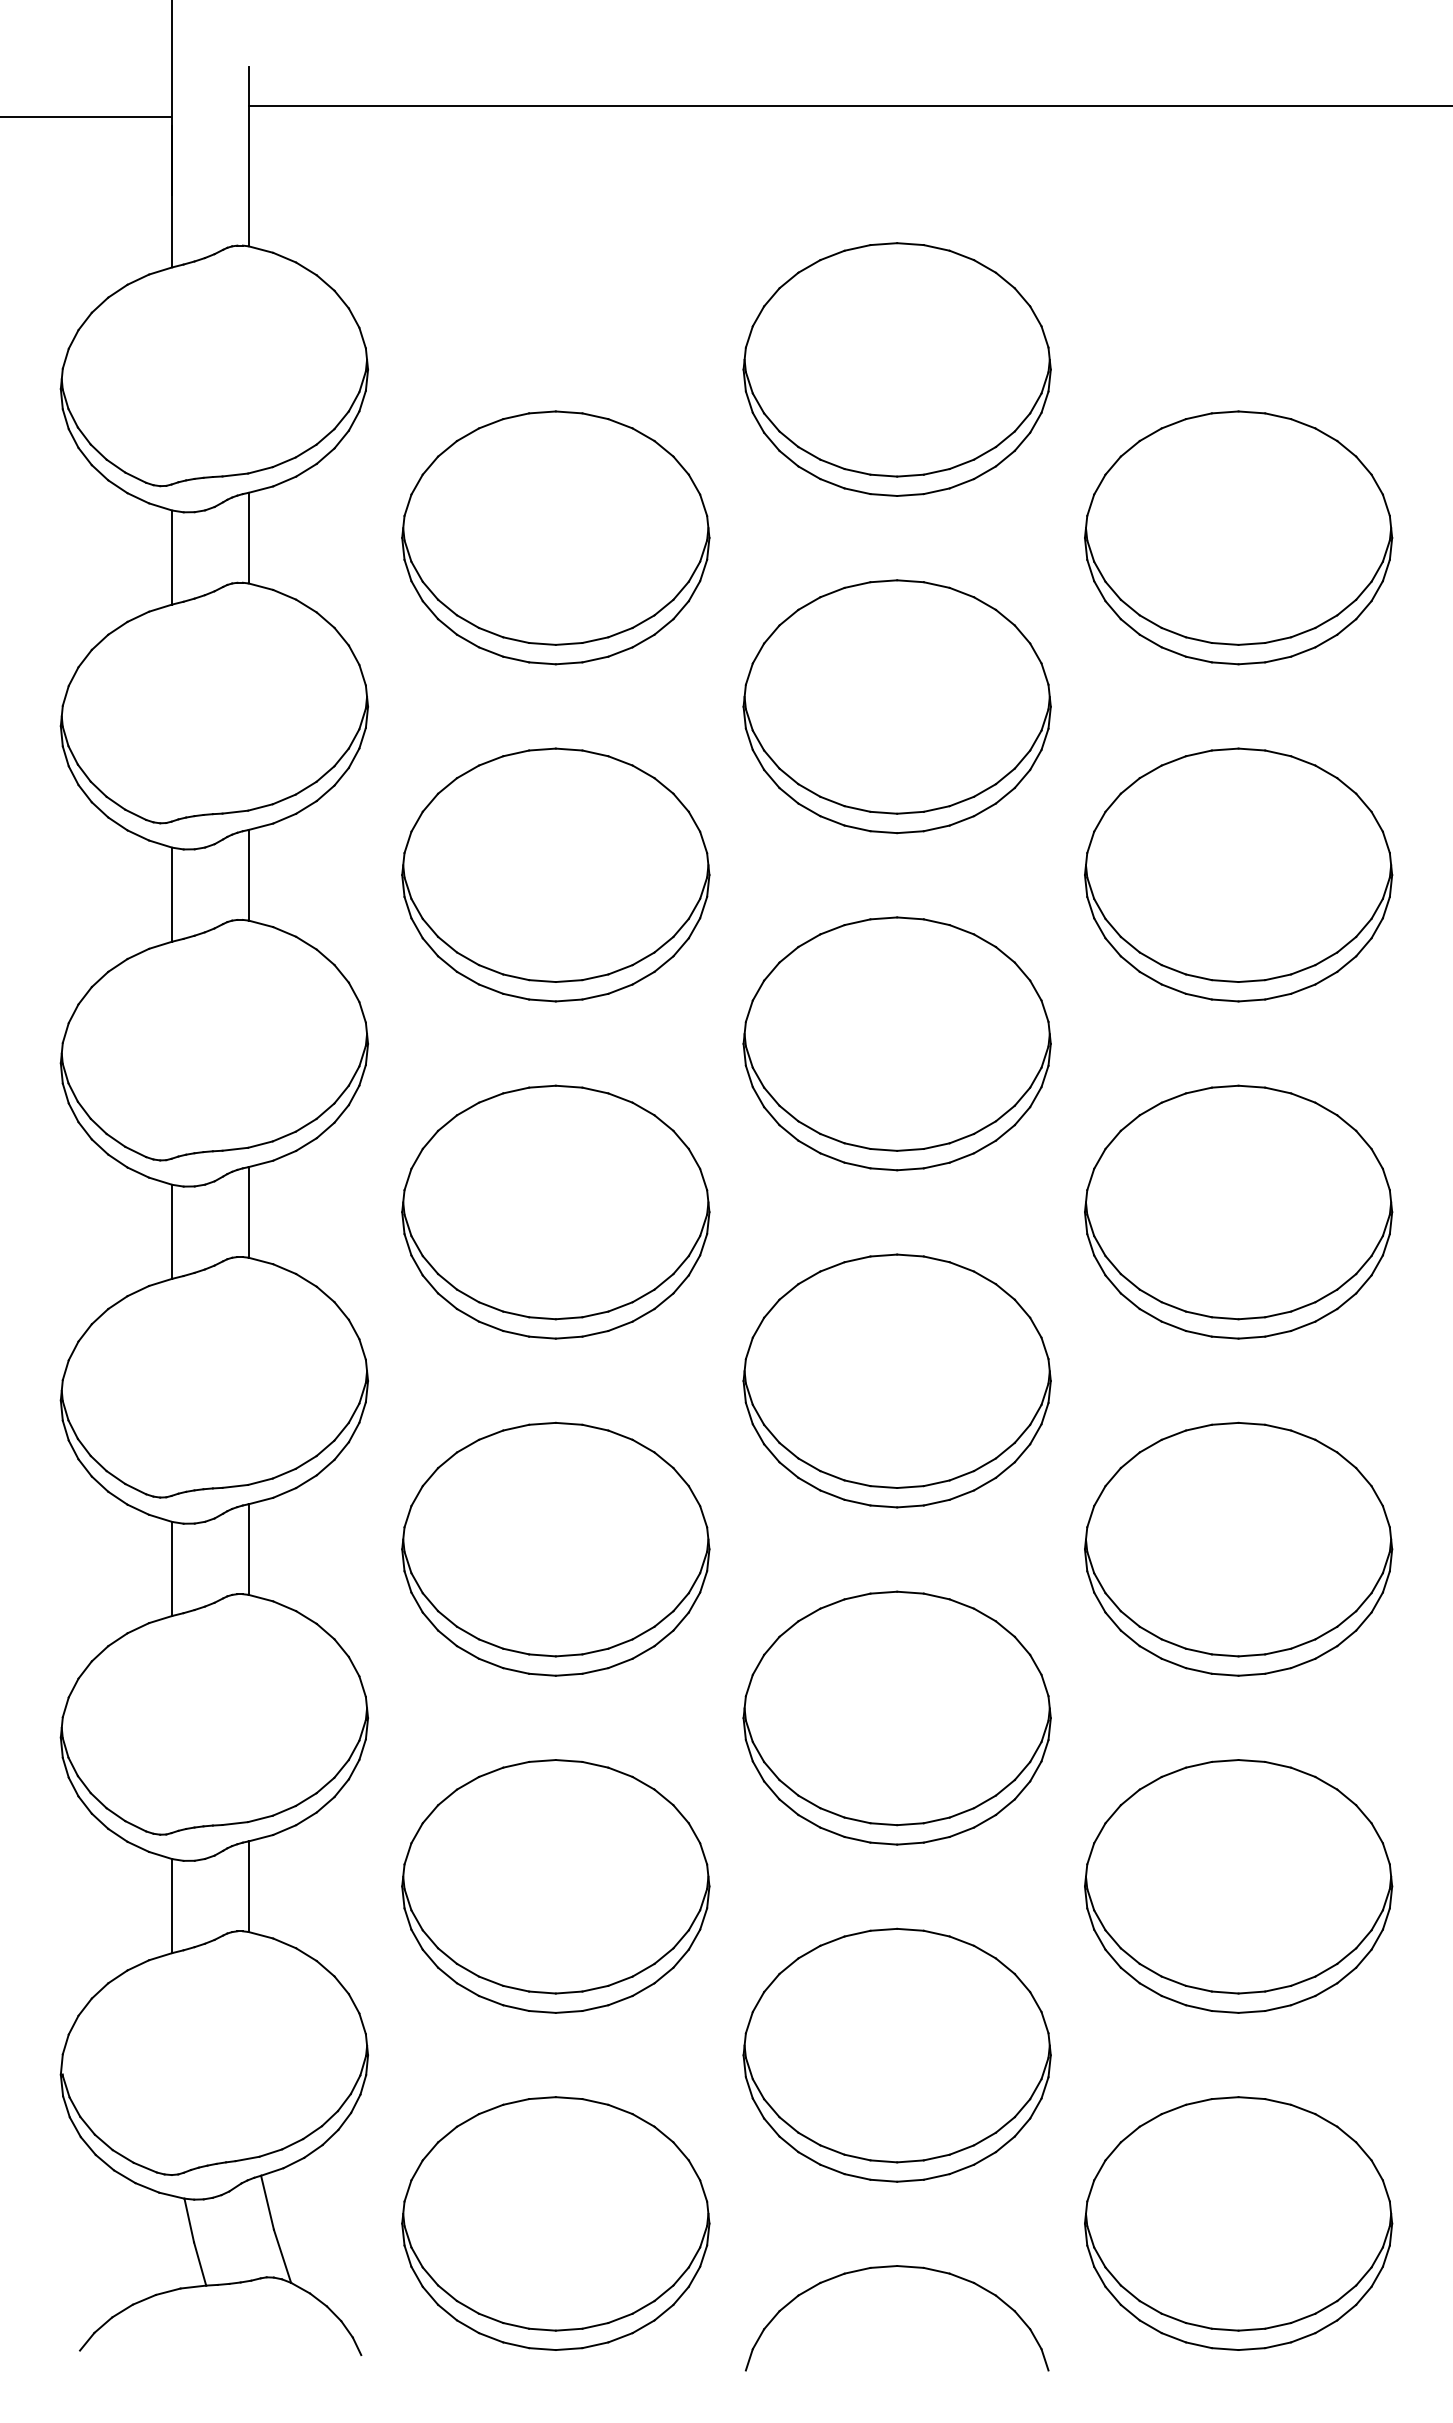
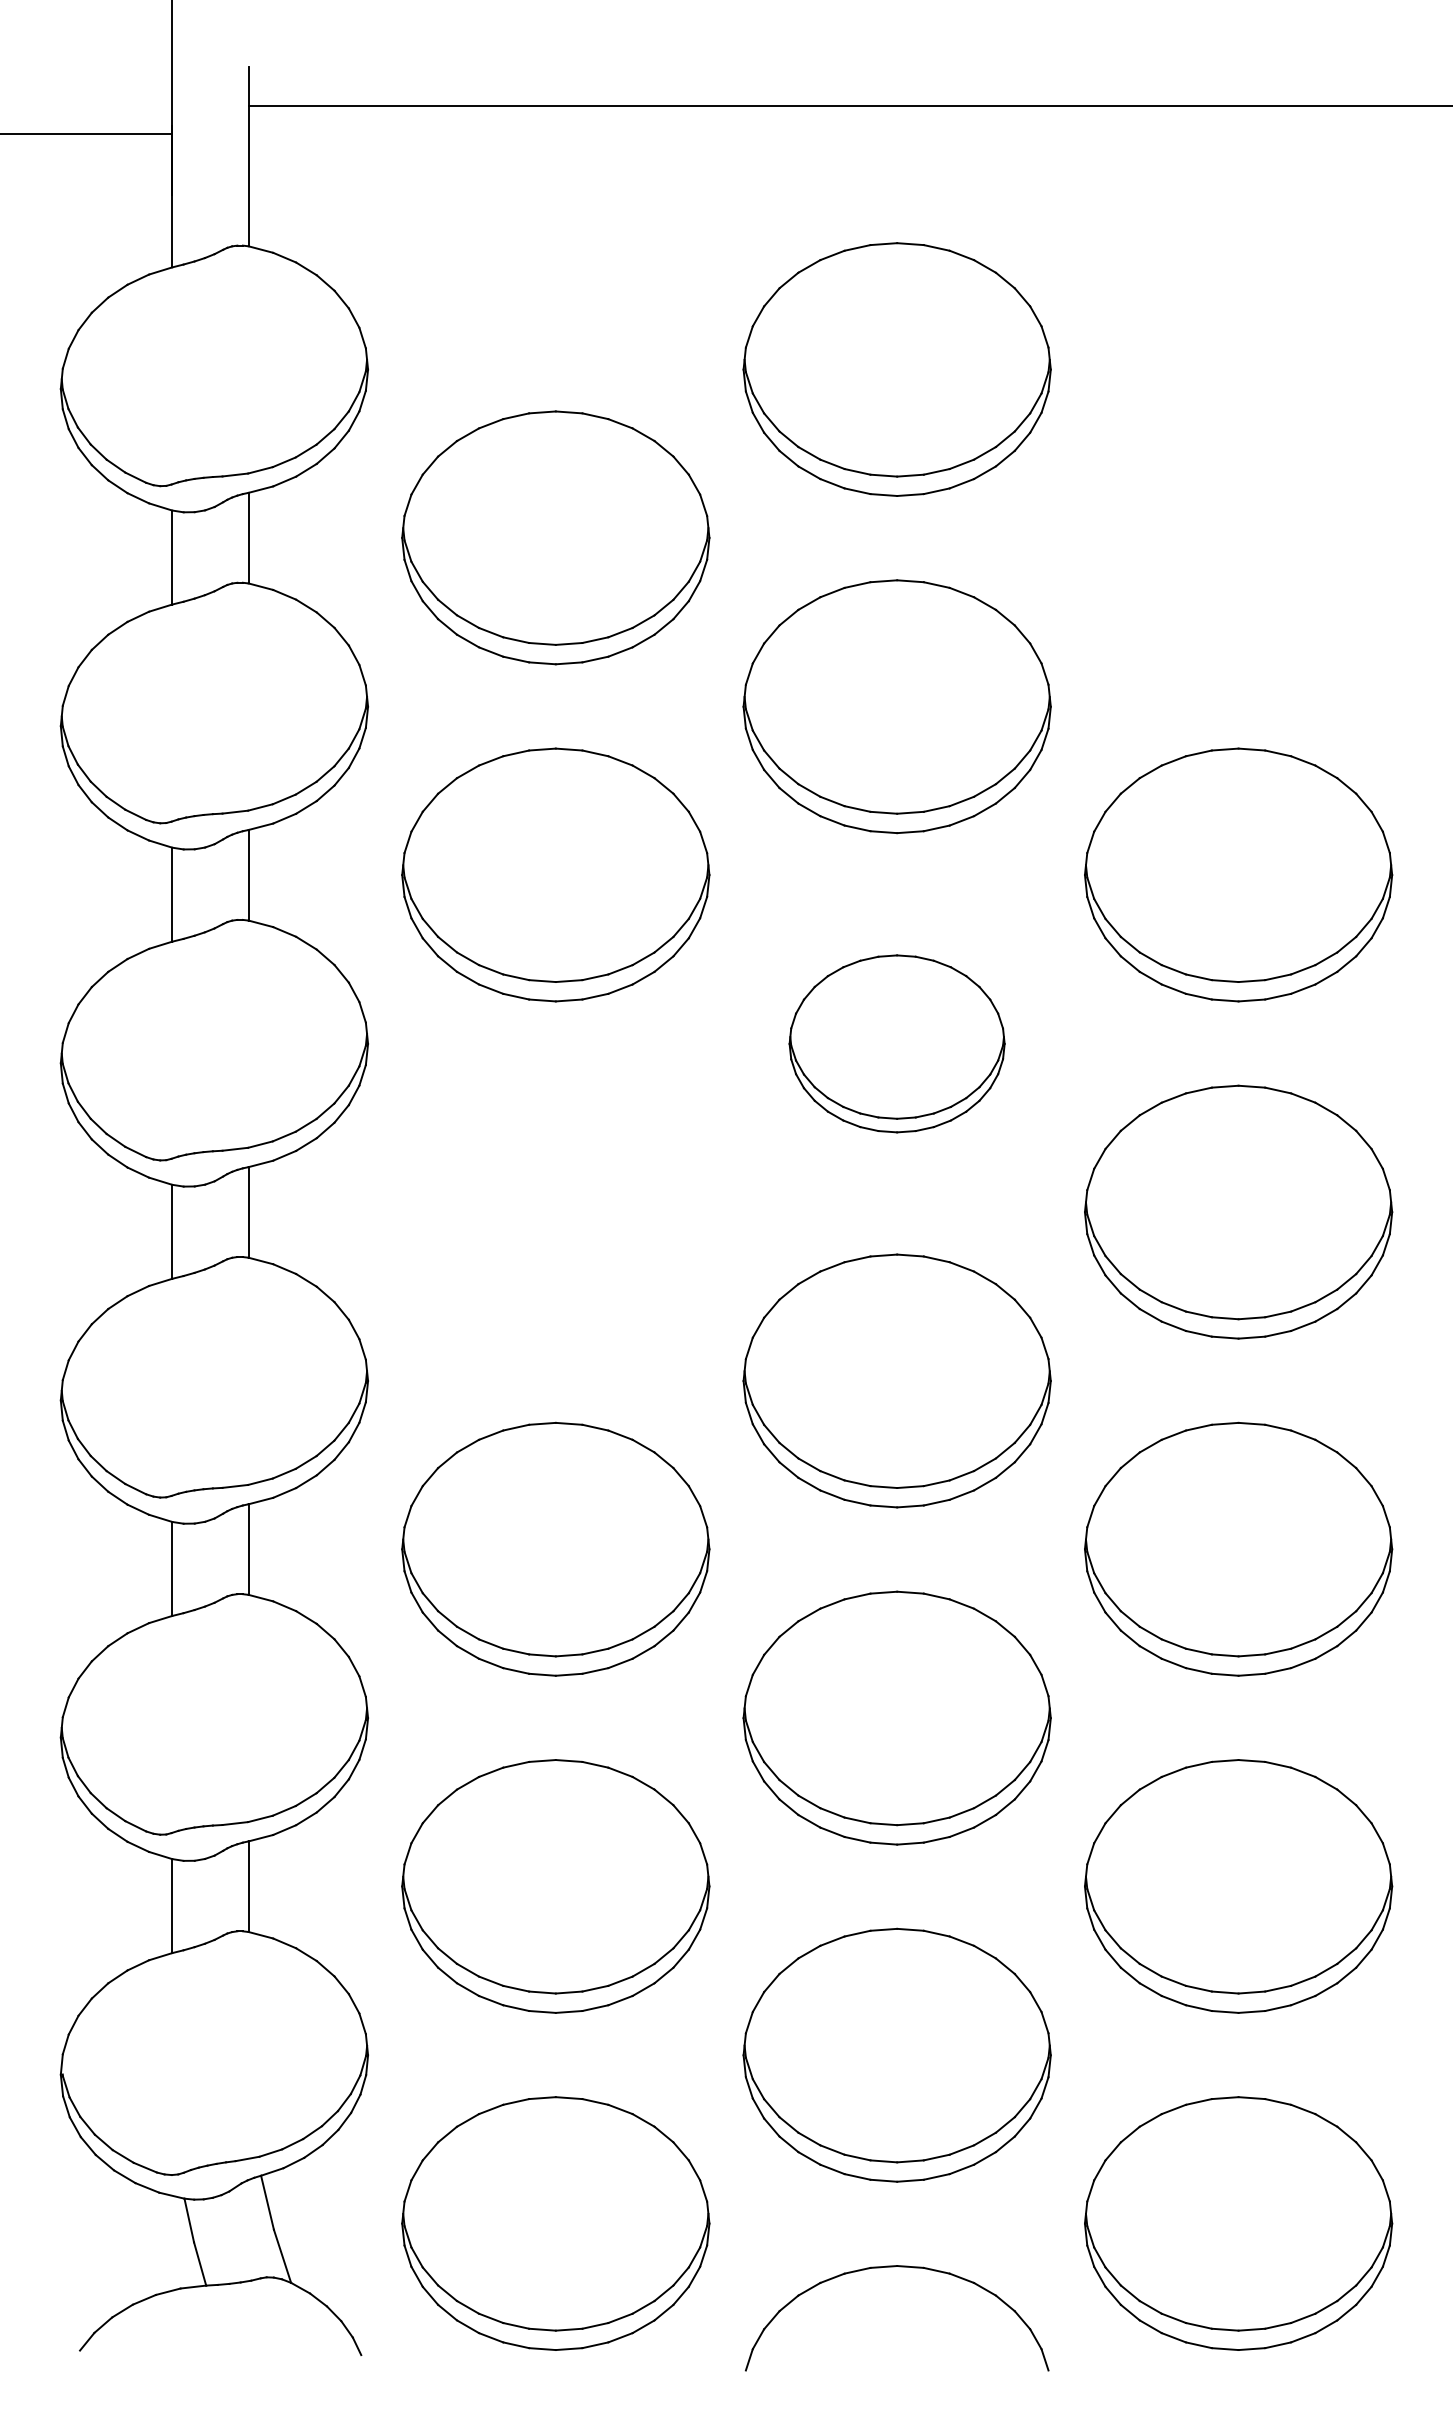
line position: (86, 116) -> (86, 133) (86, 133)
part: present -> none (1238, 537)
part size: 310x256 px -> 218x180 px (896, 1043)
part: present -> none (555, 1211)
